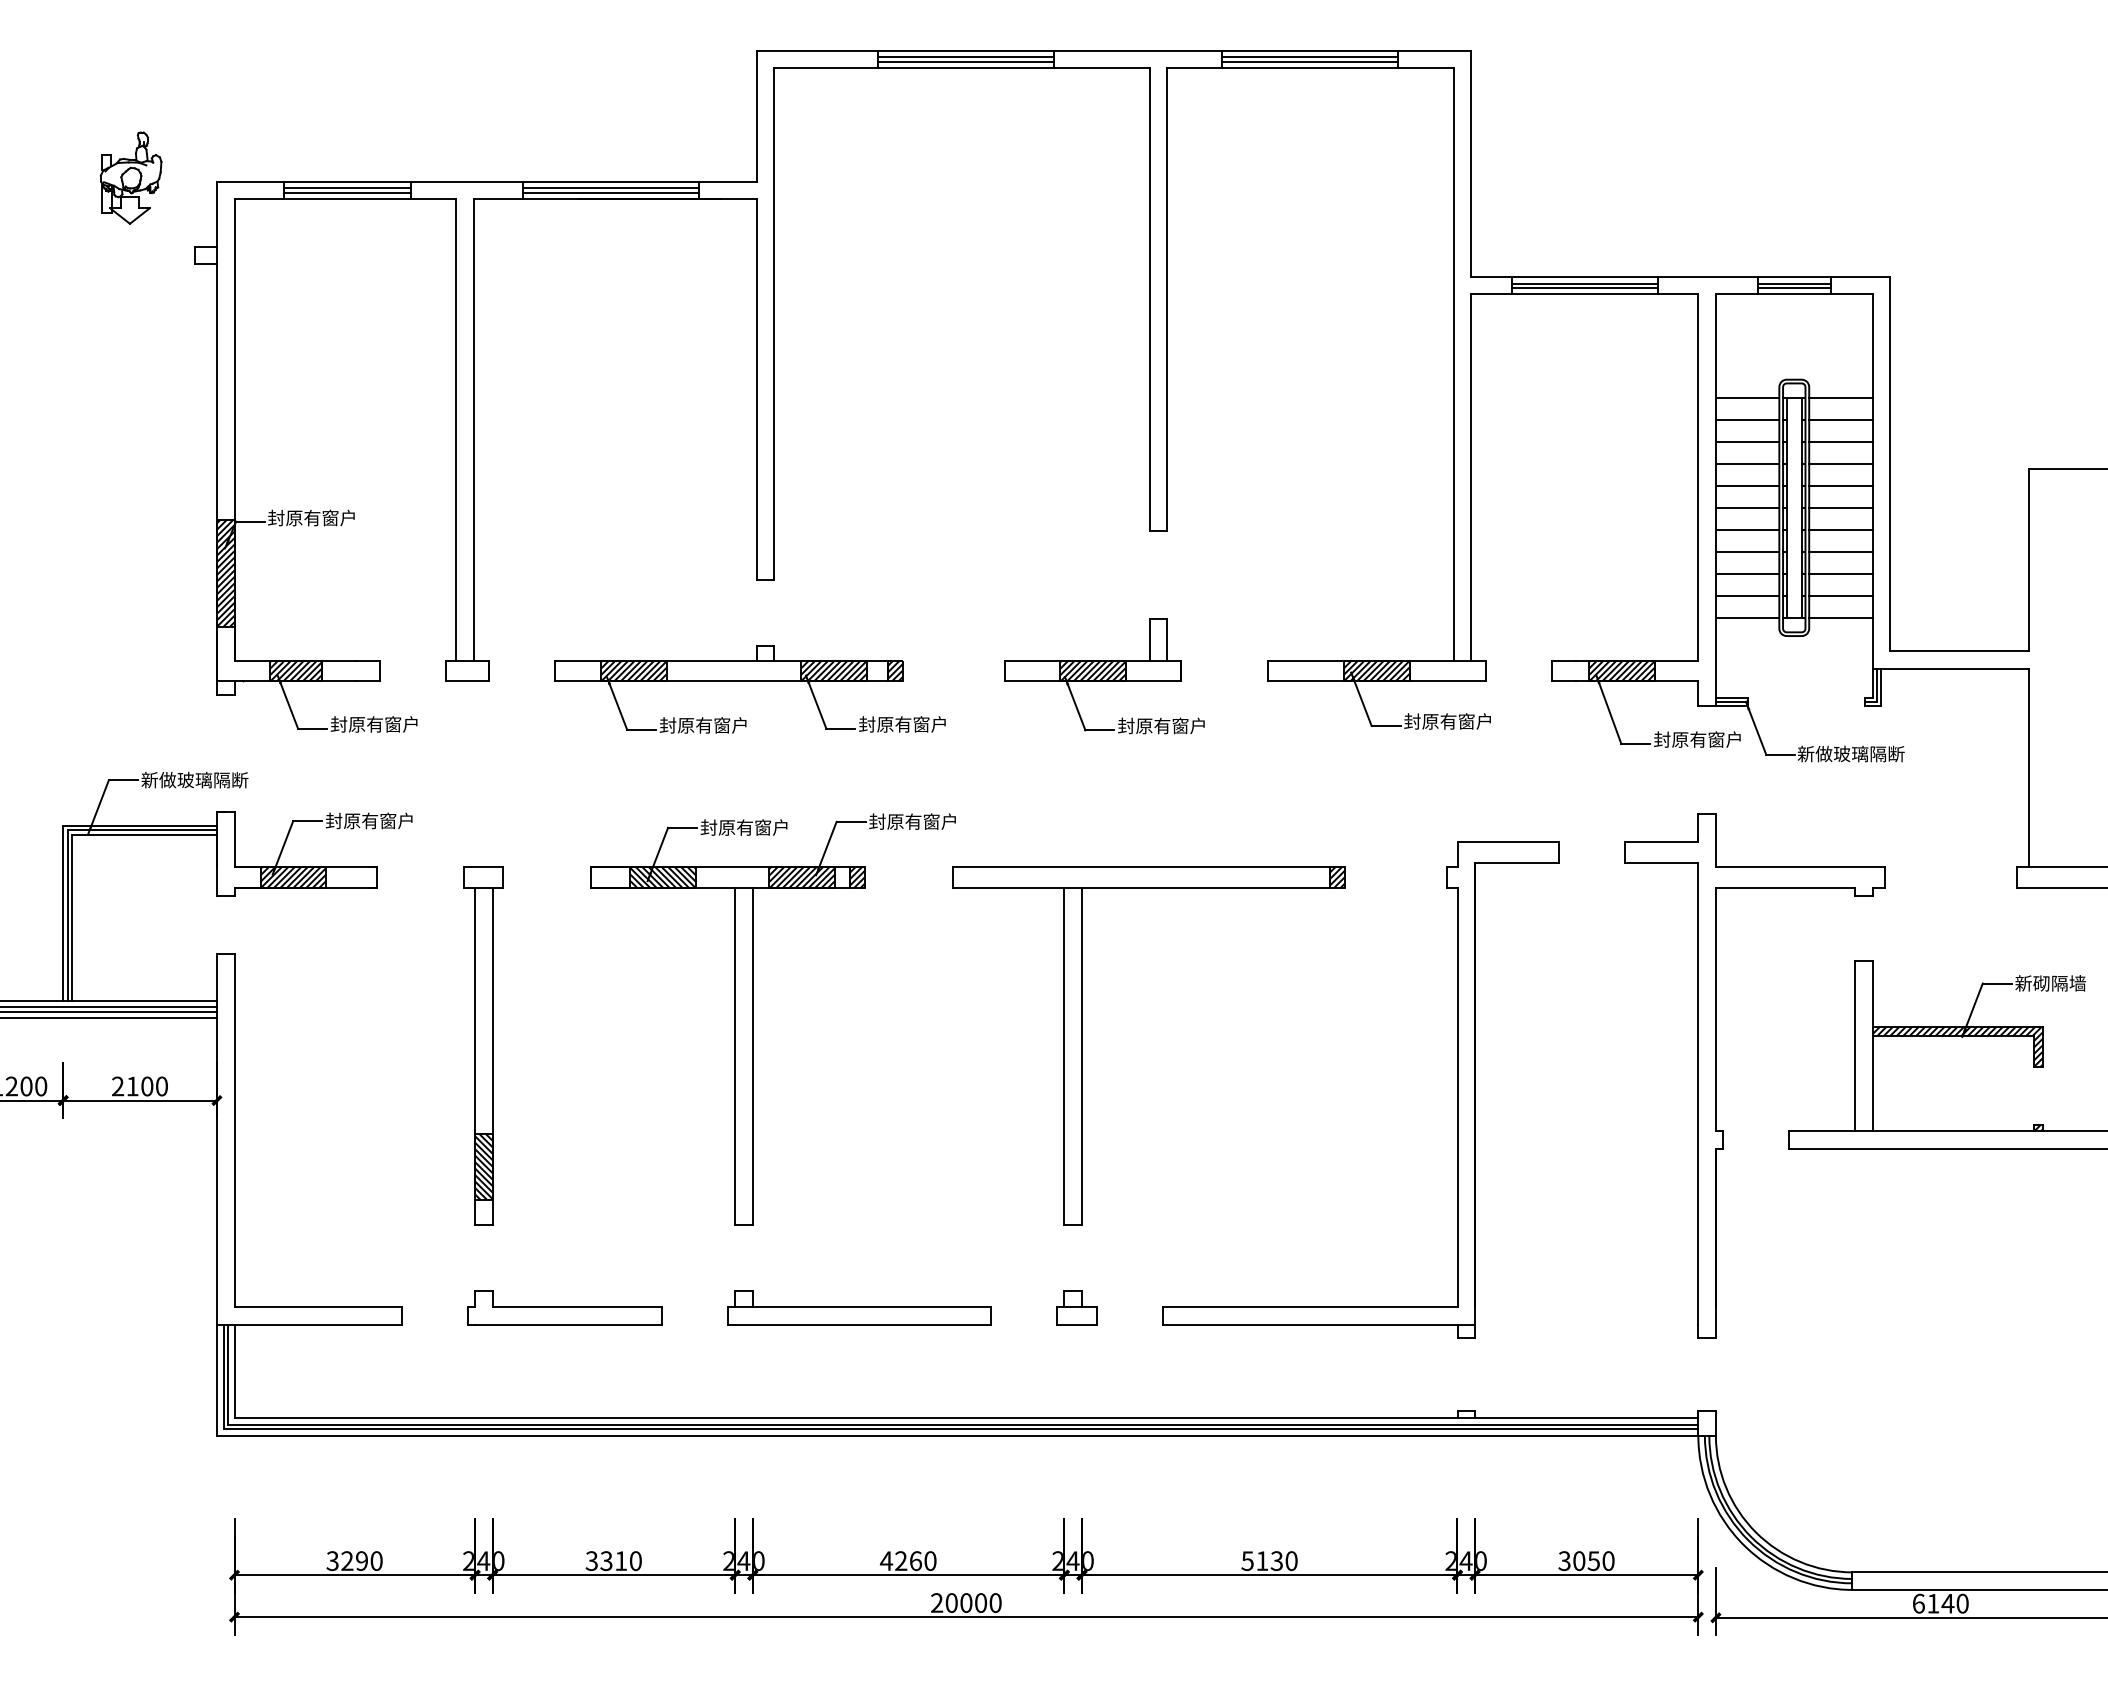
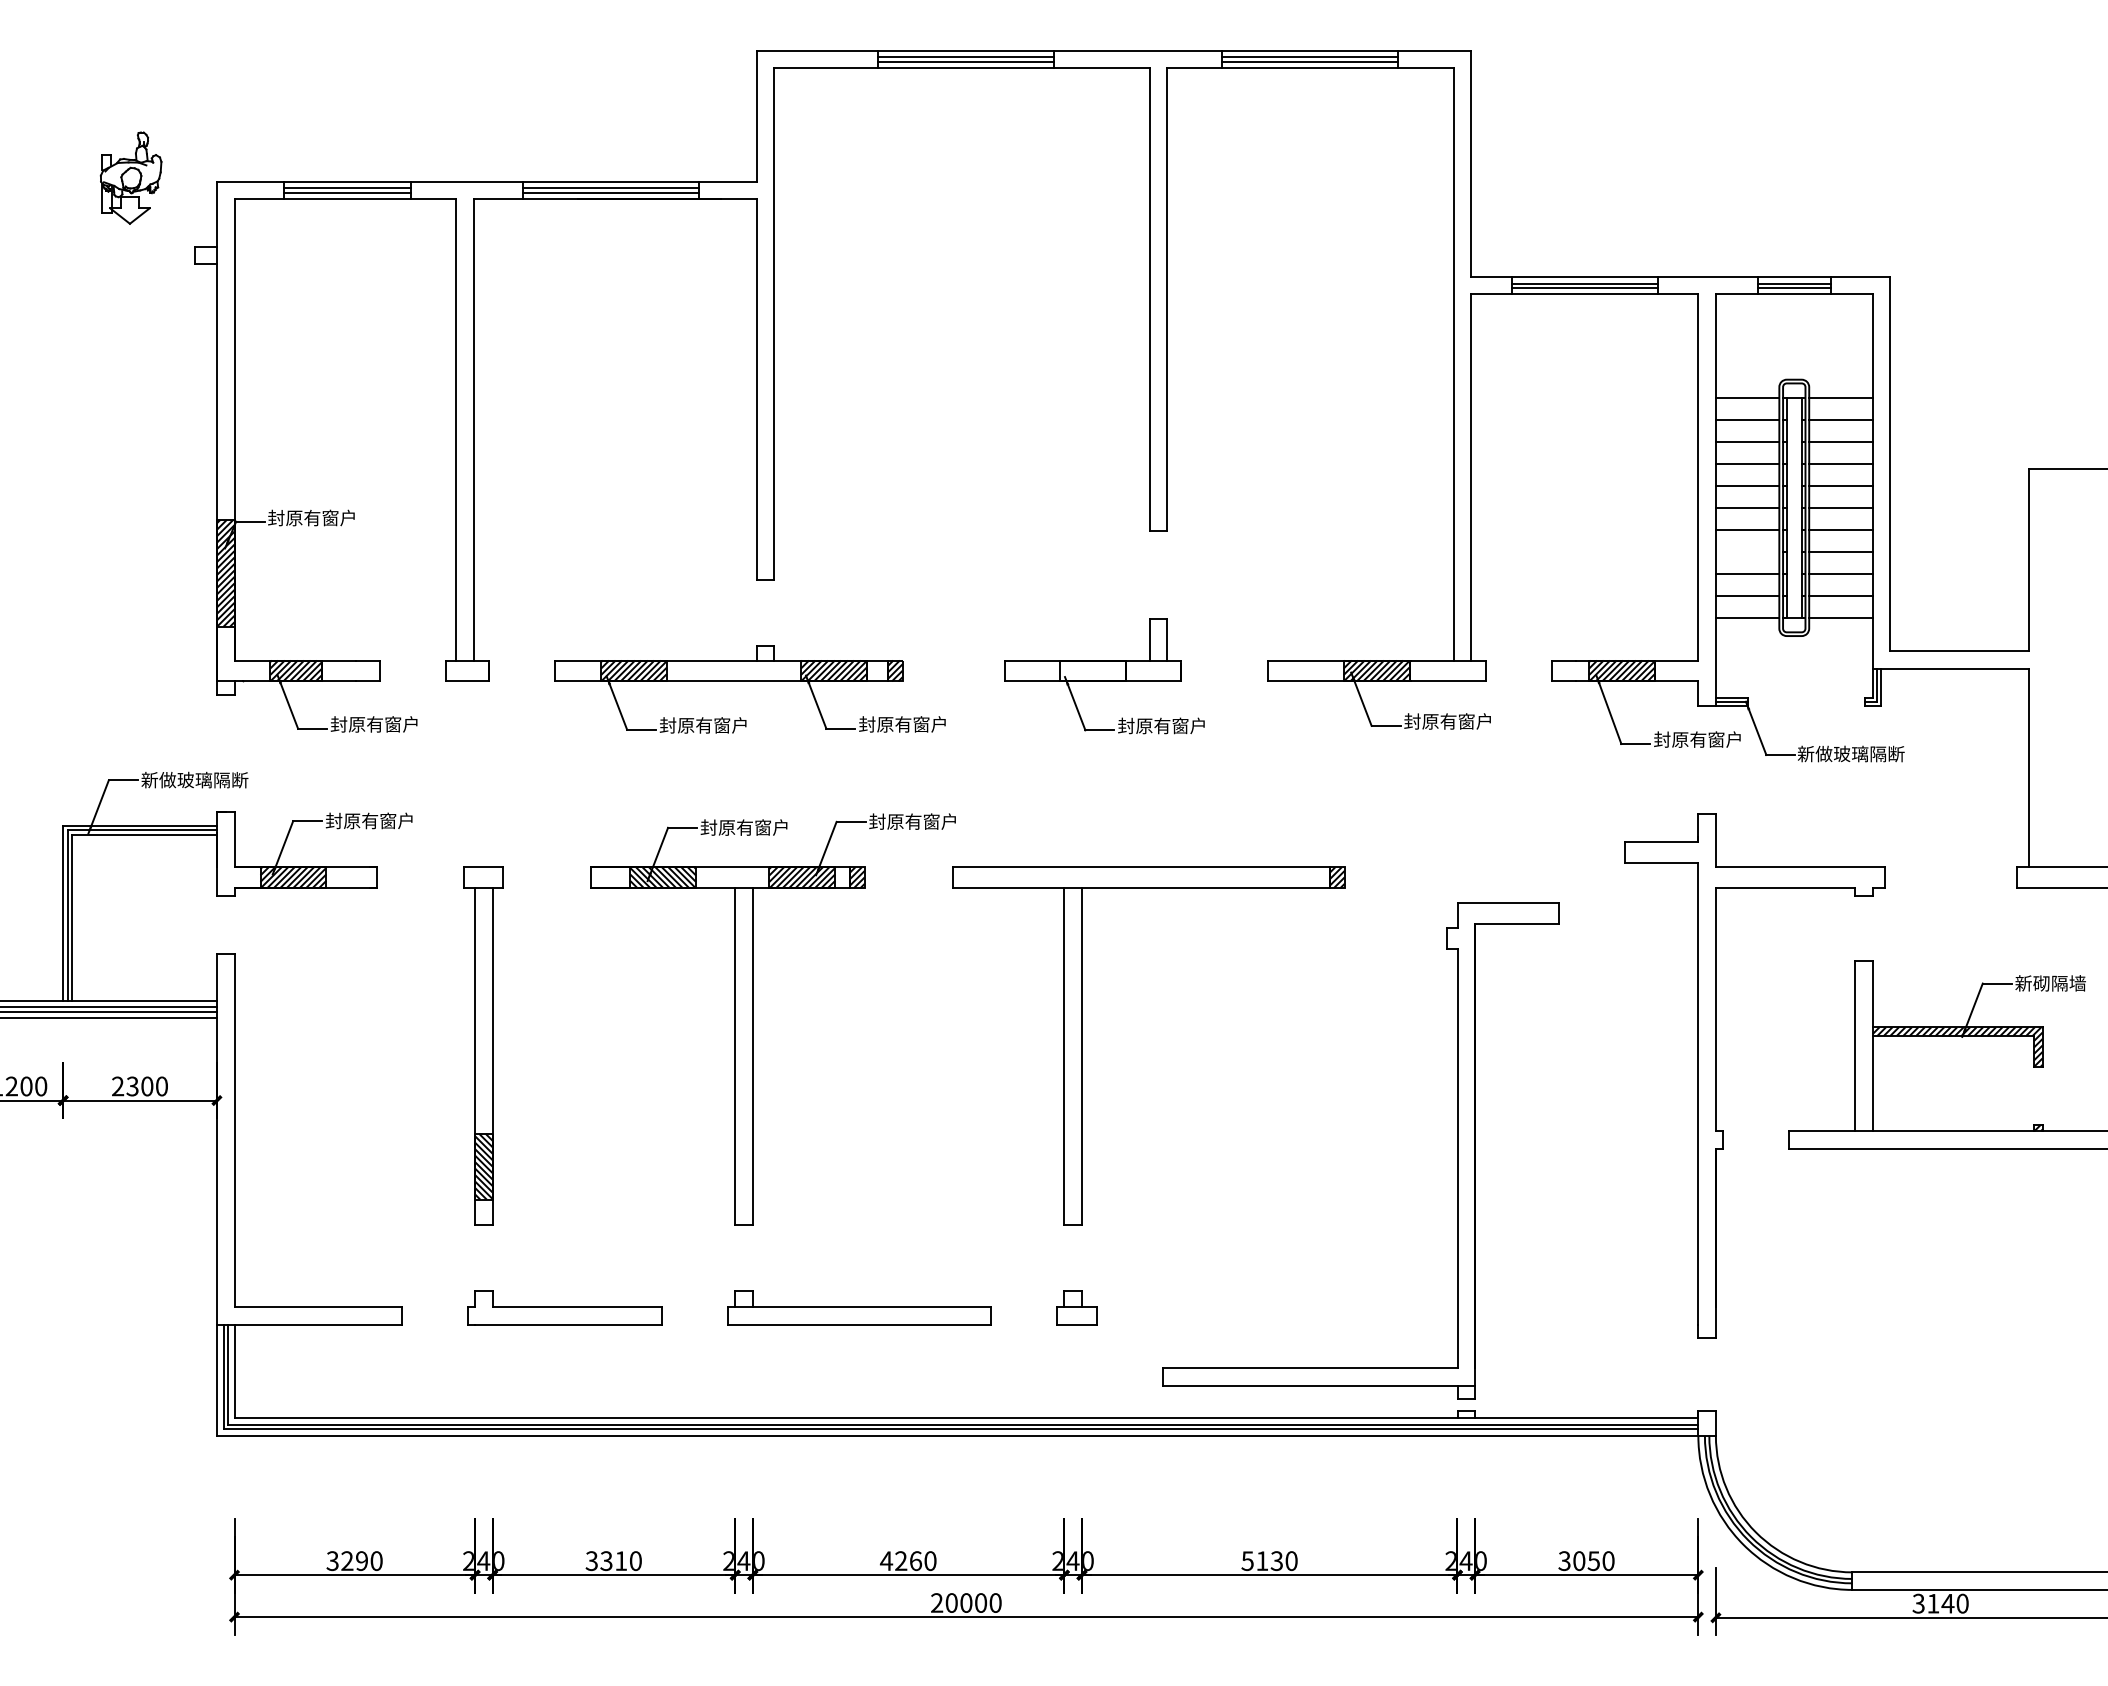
line: present -> none (1747, 551)
hatch: present -> none (1093, 670)
text: 2100 -> 2300 (132, 1086)
part position: (1457, 1089) -> (1457, 1150) (1457, 1150)
text: 6140 -> 3140 (1918, 1603)
